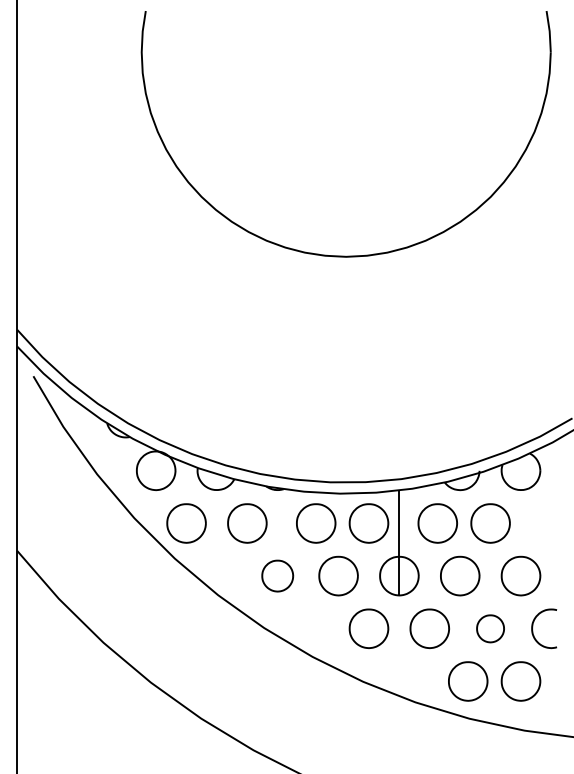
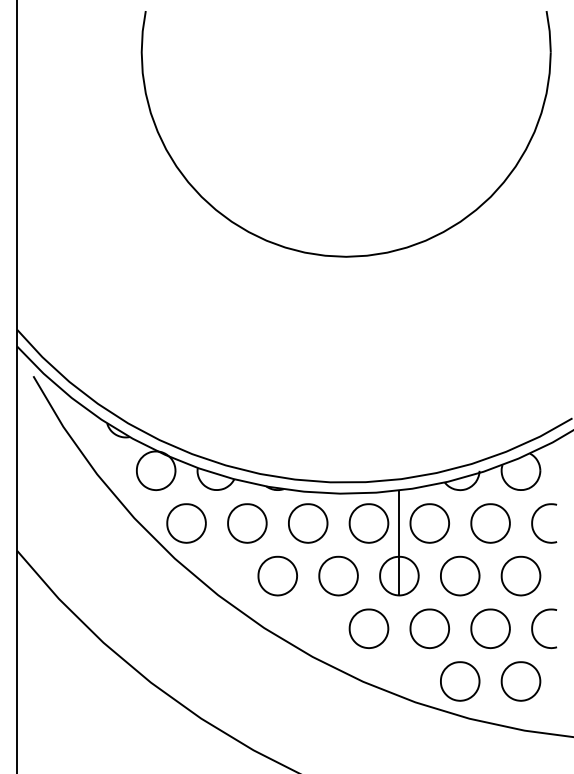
curve: none -> present (533, 521)
part position: (316, 523) -> (308, 523) (308, 523)
part position: (437, 523) -> (429, 523) (429, 523)
part size: 34x34 px -> 41x42 px (277, 575)
part size: 29x30 px -> 41x42 px (490, 628)
part position: (468, 681) -> (460, 681) (460, 681)
